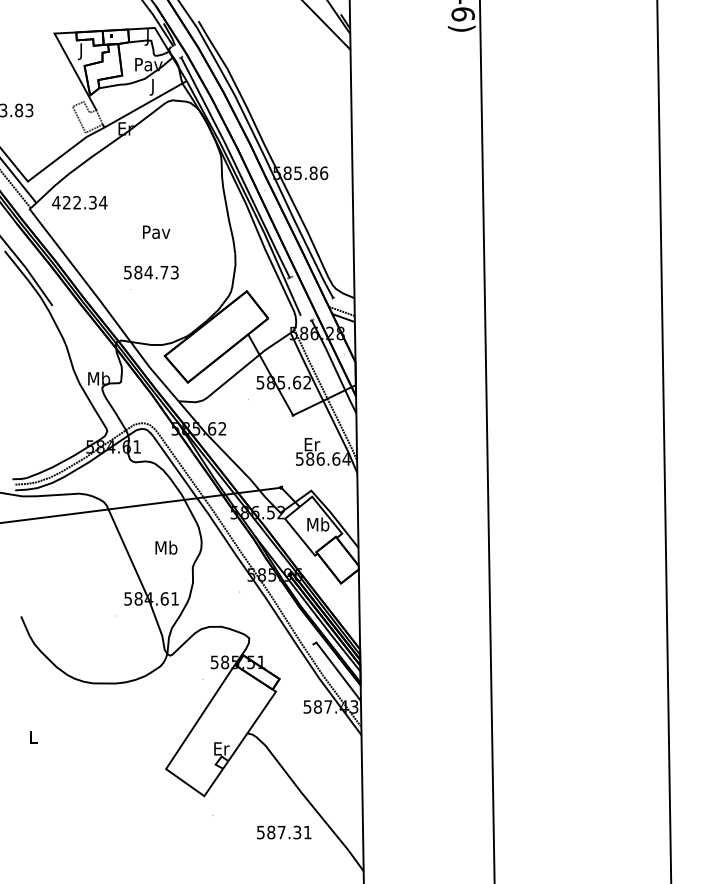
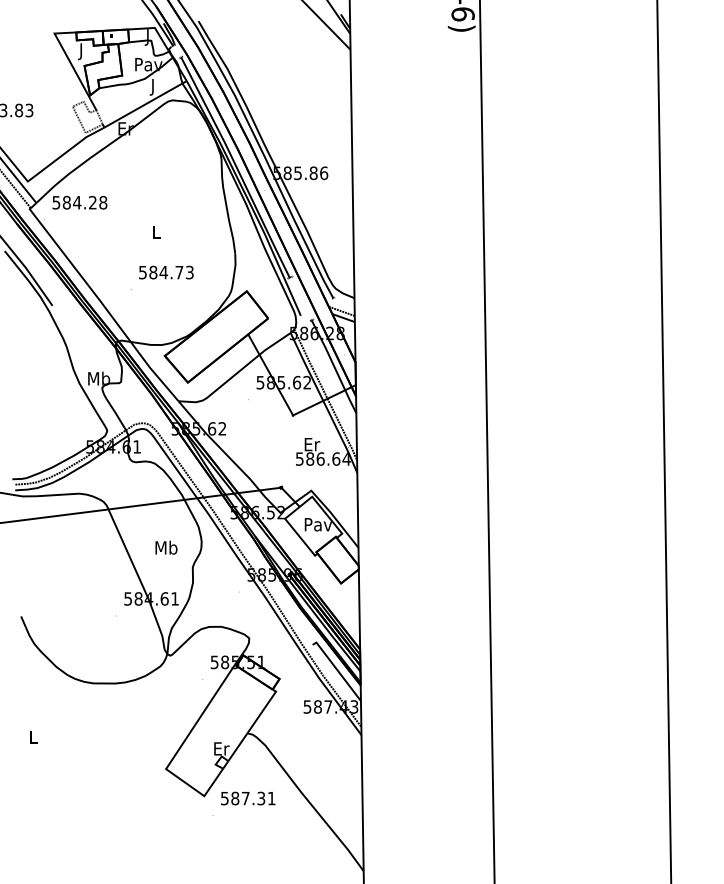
text: 422.34 -> 584.28 (79, 202)
text: Pav -> L (156, 231)
text position: (151, 272) -> (166, 272) (166, 272)
text: Mb -> Pav (317, 524)
text position: (284, 832) -> (248, 798) (248, 798)
